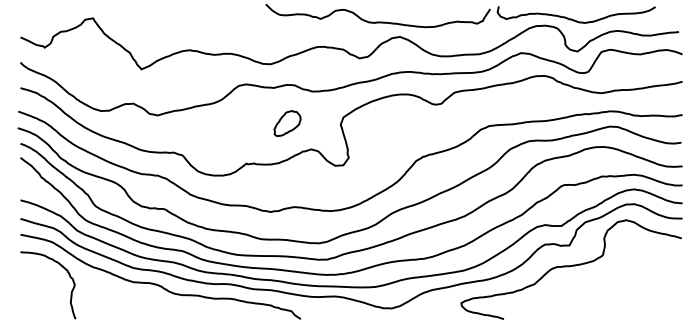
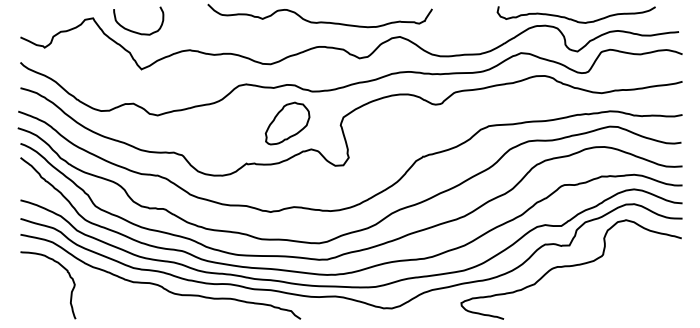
curve position: (377, 21) -> (319, 21) (319, 21)
curve: none -> present (136, 31)
part size: 29x27 px -> 47x45 px (287, 123)
